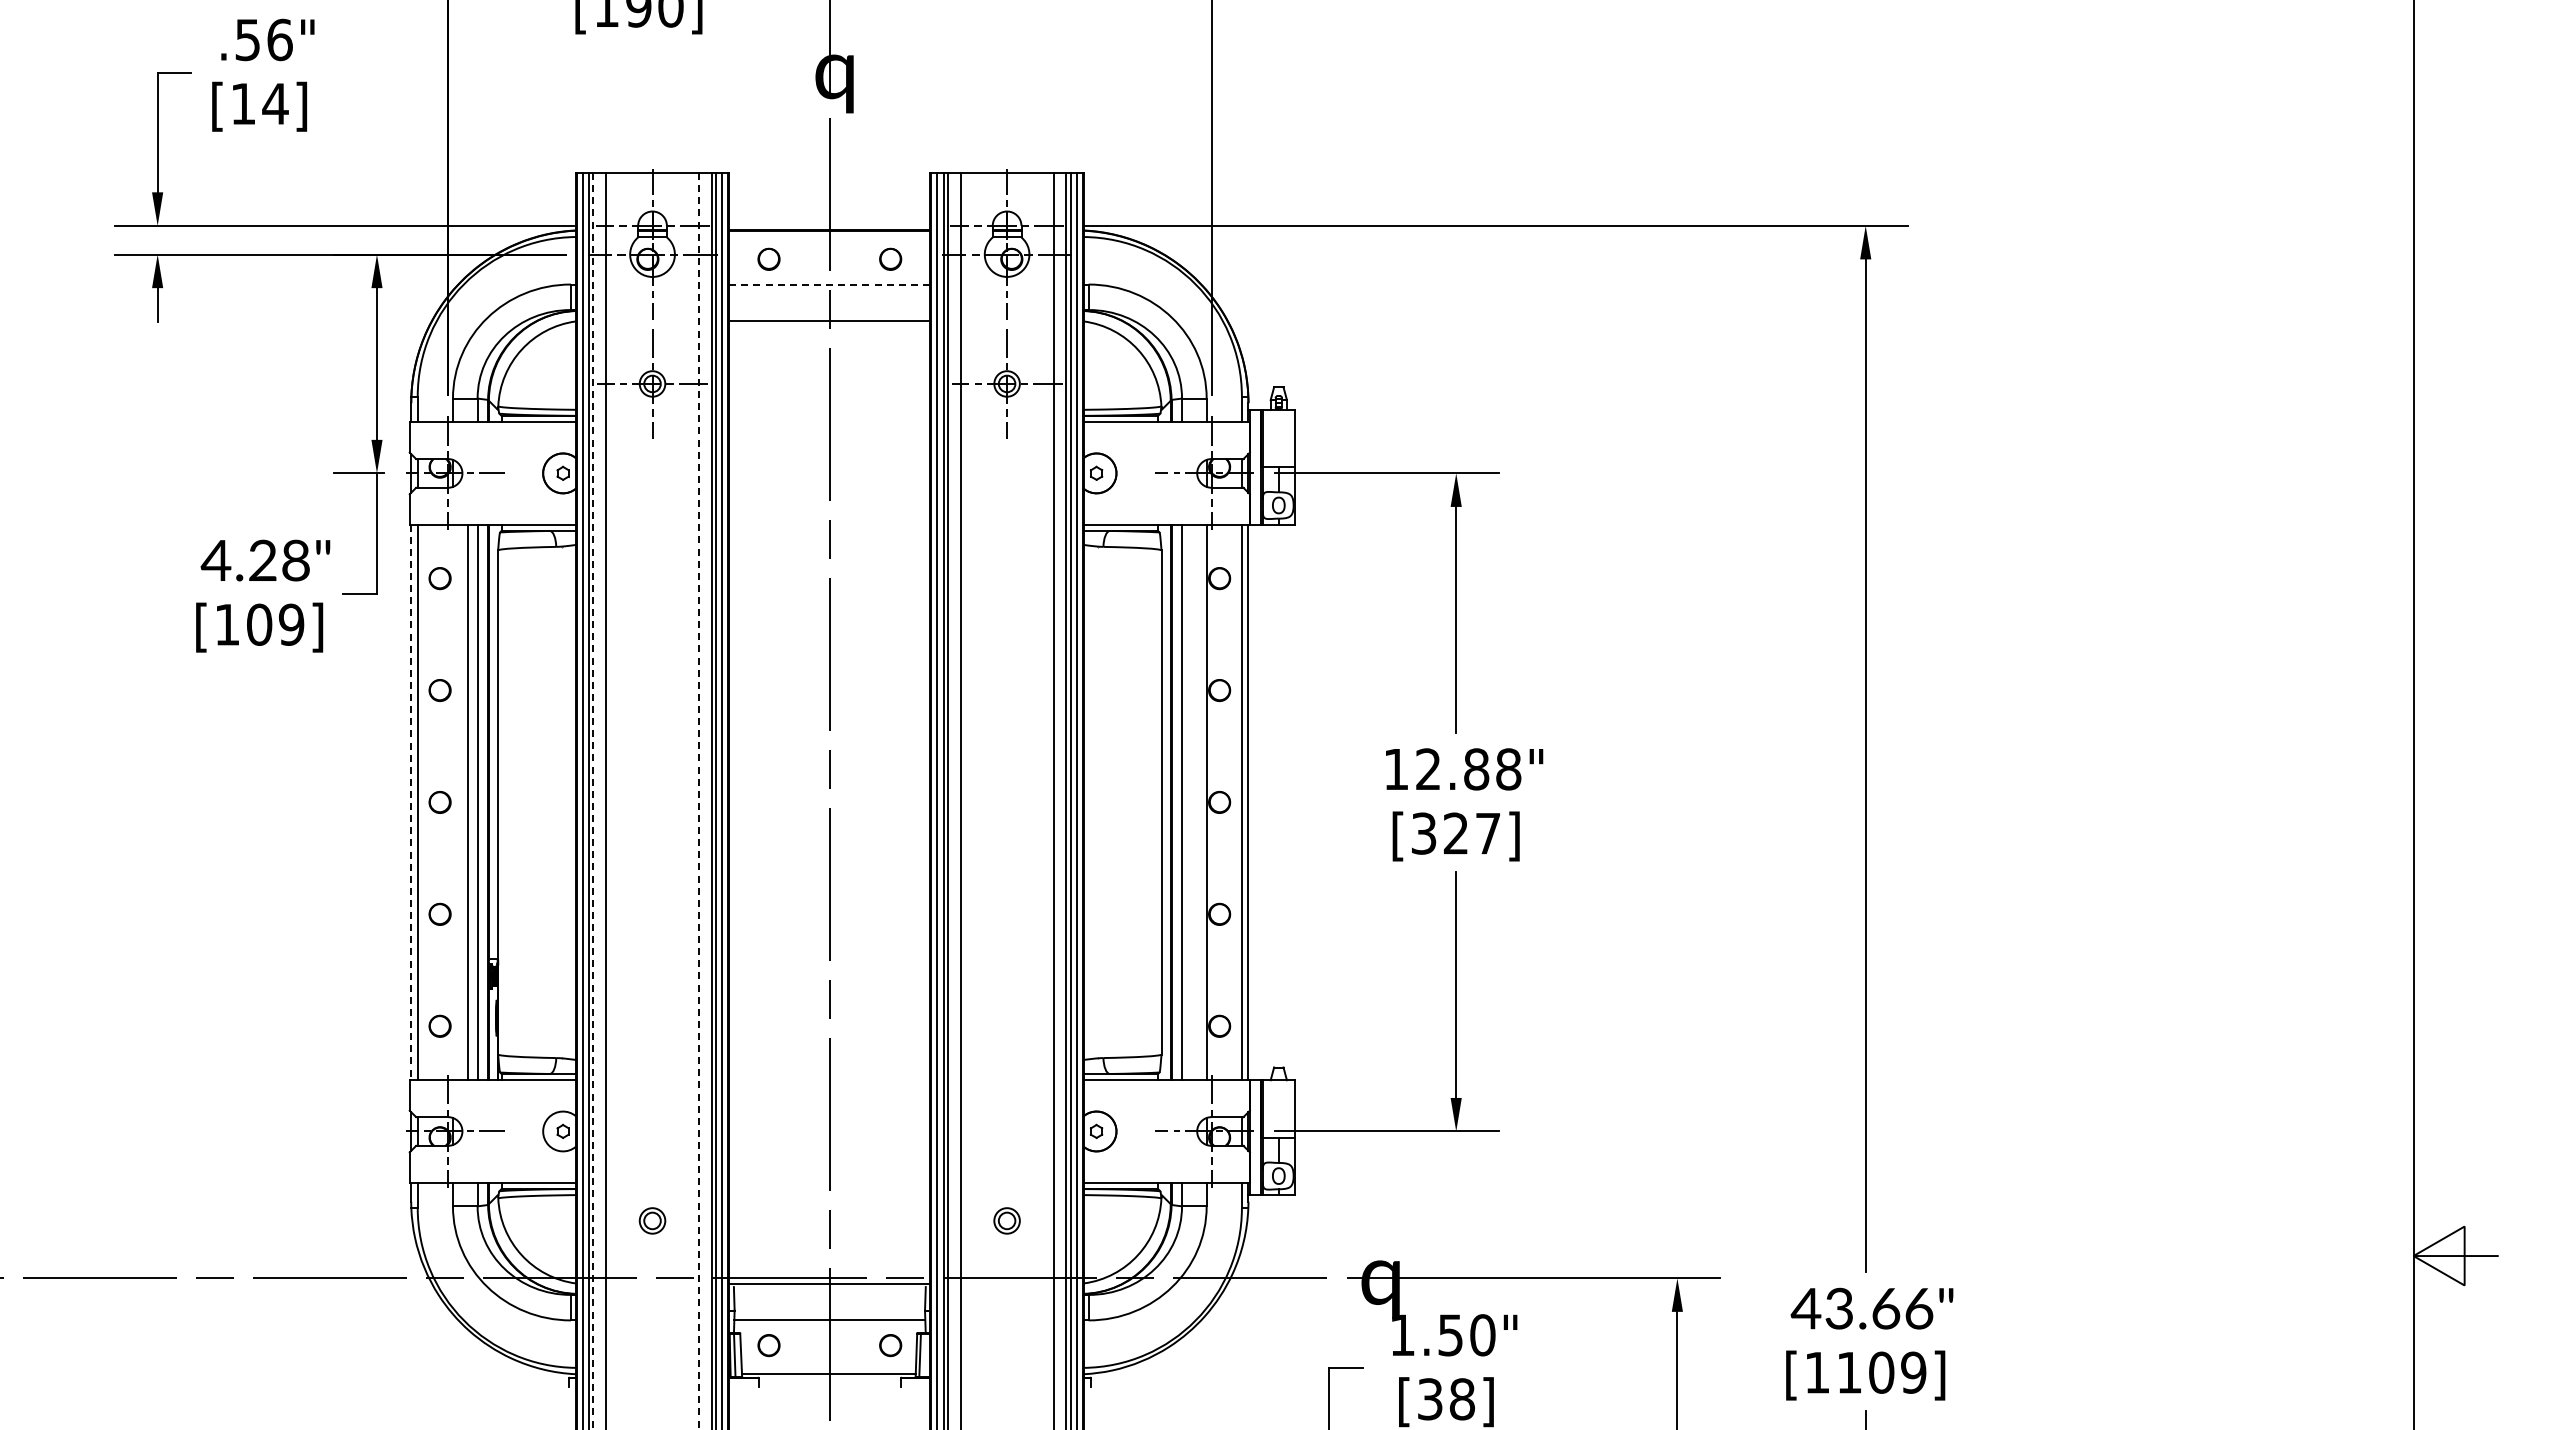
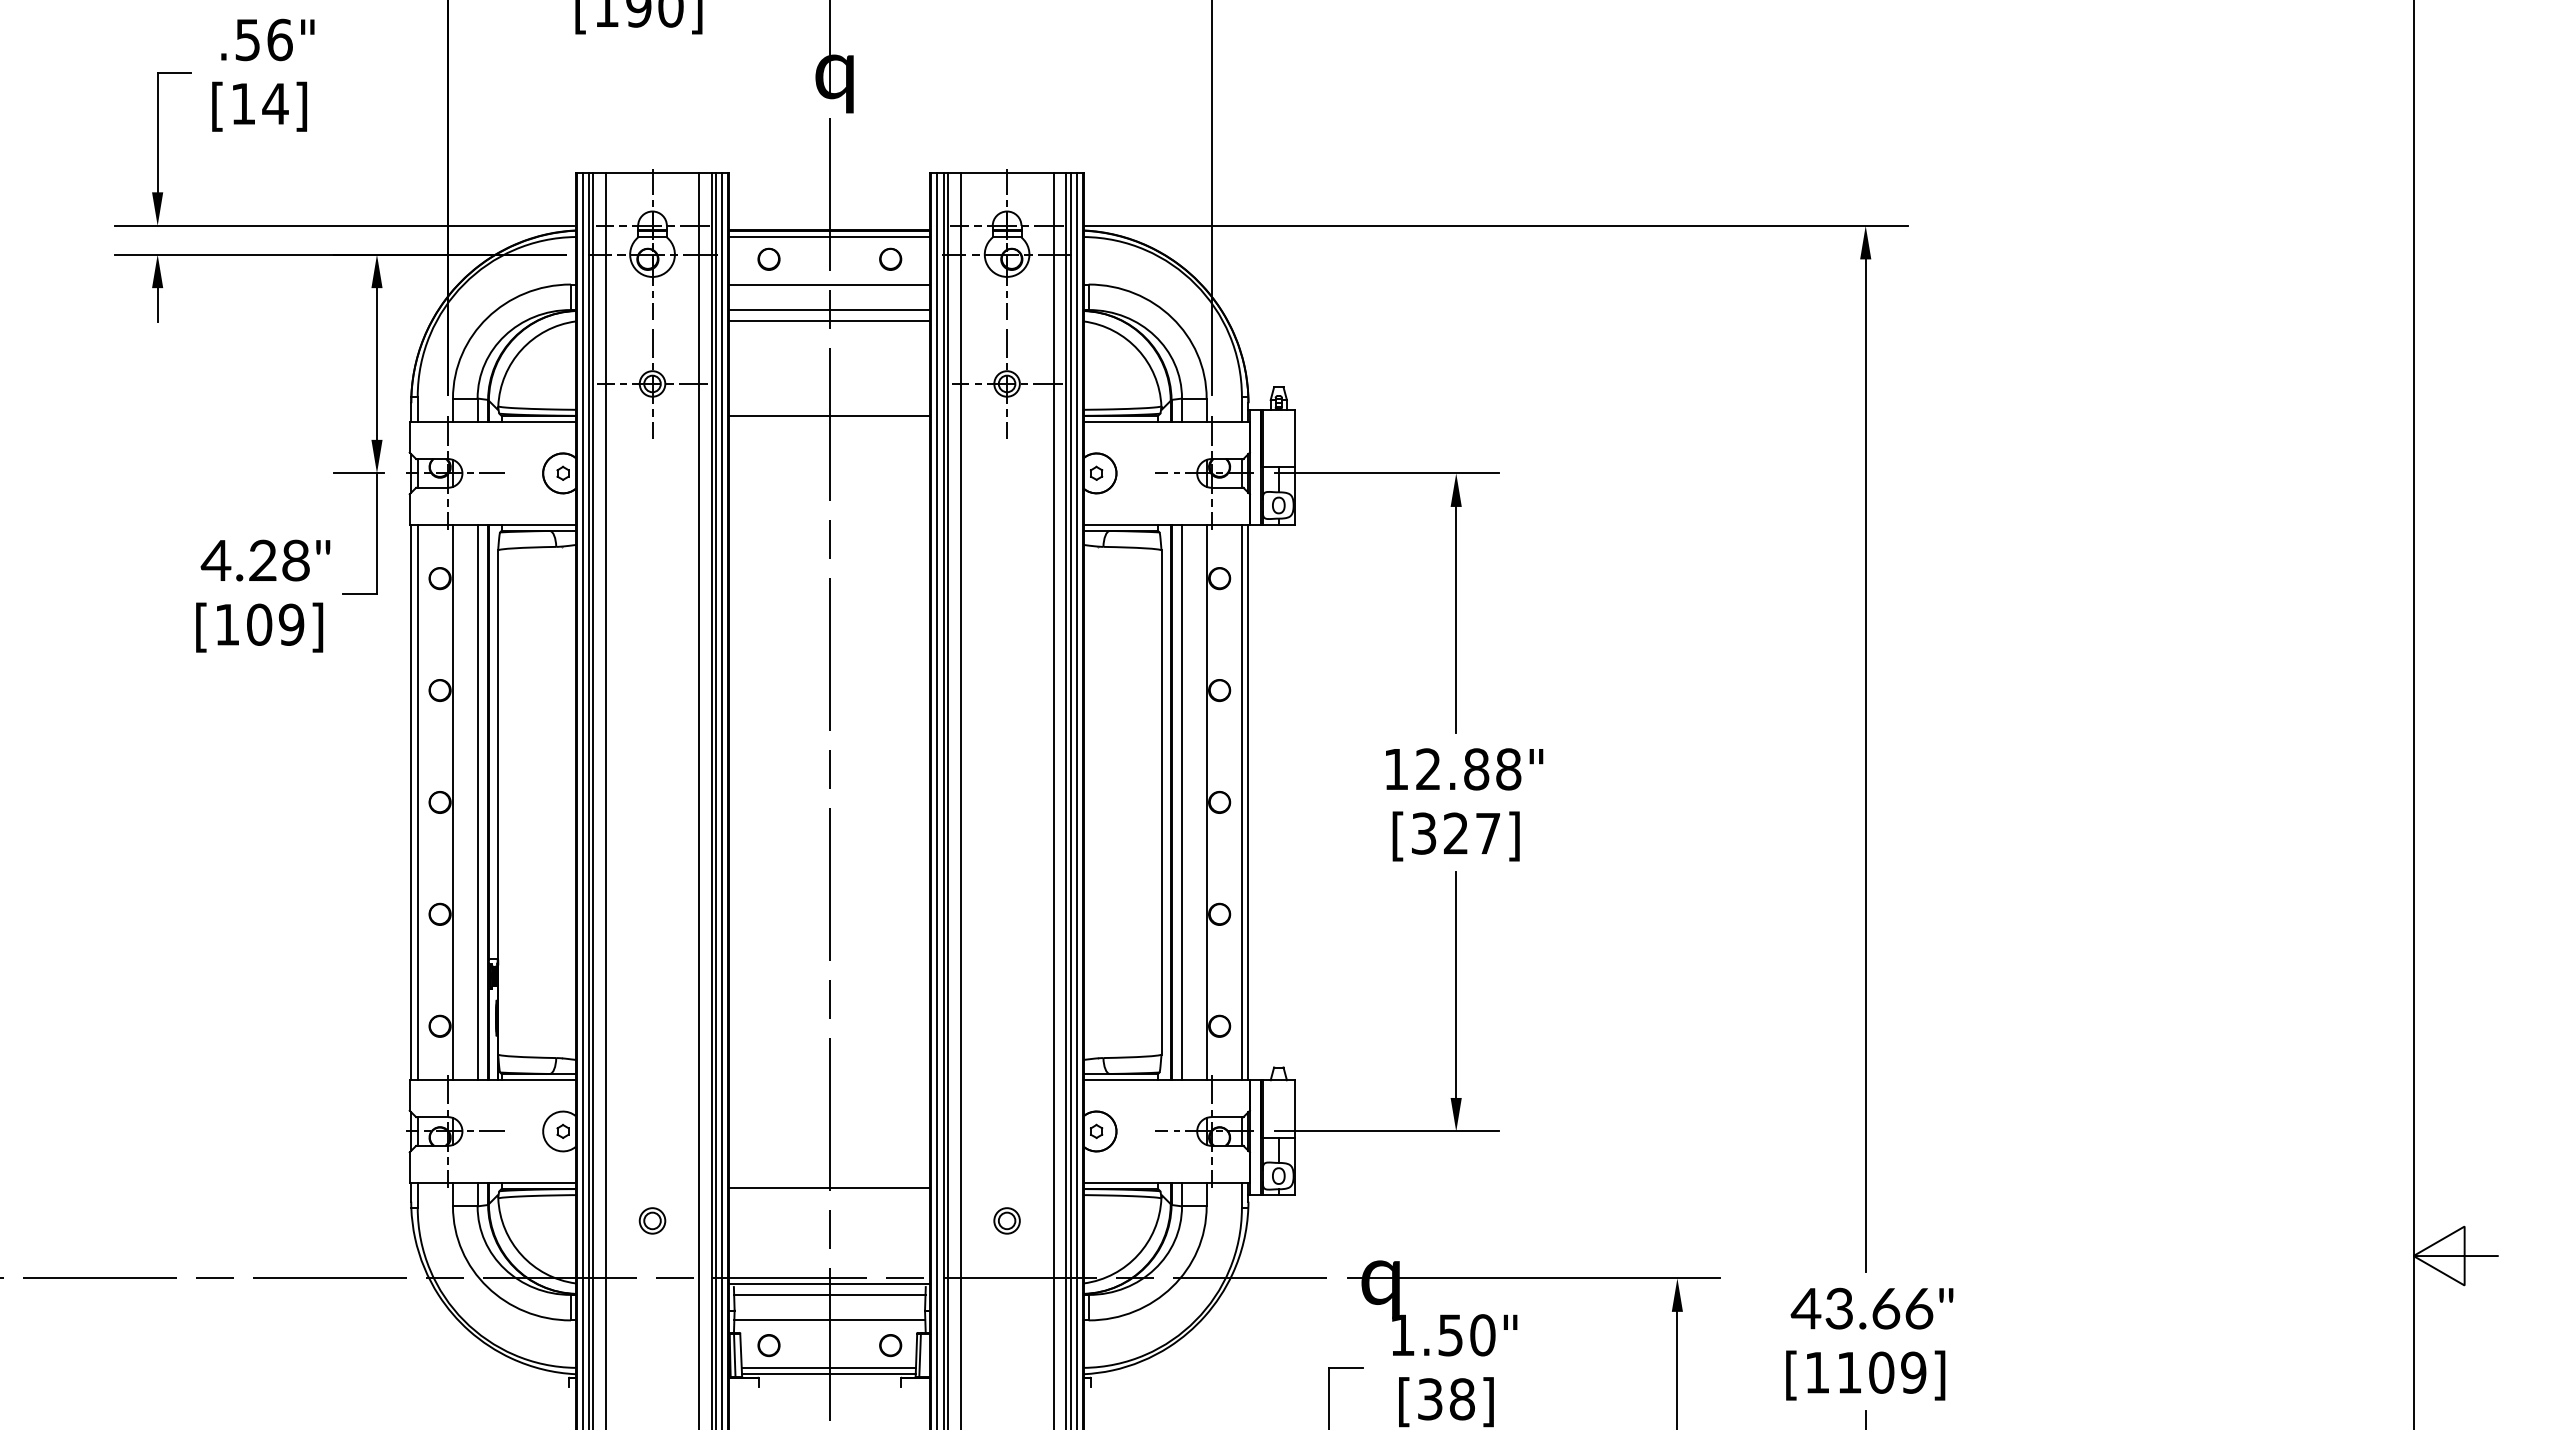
line: none -> present (829, 237)
line: dashed -> solid (829, 284)
line: none -> present (829, 310)
line: none -> present (829, 416)
line: dashed -> solid (593, 801)
line: dashed -> solid (699, 801)
line: dashed -> solid (411, 802)
line position: (468, 802) -> (453, 802) (453, 802)
line: none -> present (829, 1188)
line: none -> present (829, 1294)
line: none -> present (828, 1367)
